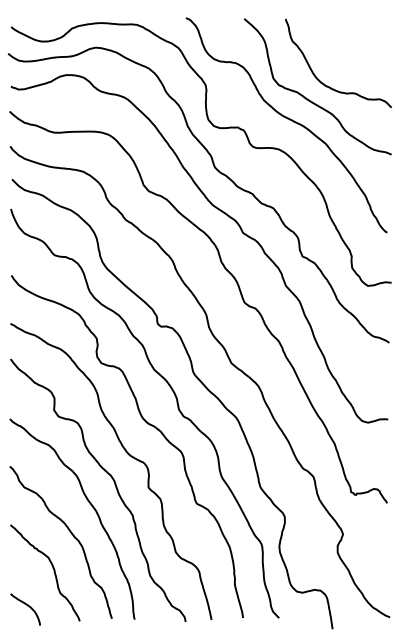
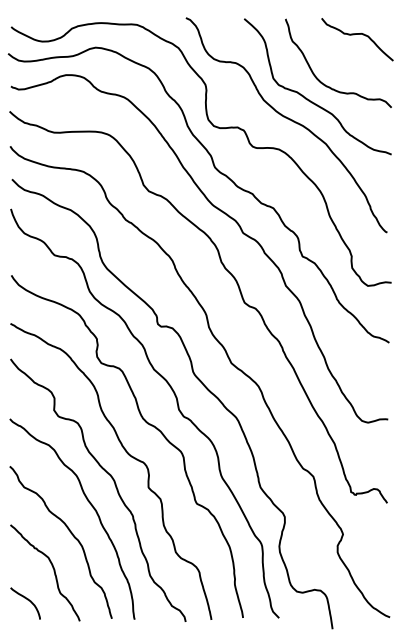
curve: none -> present (357, 34)
curve position: (27, 606) -> (27, 600) (27, 600)
